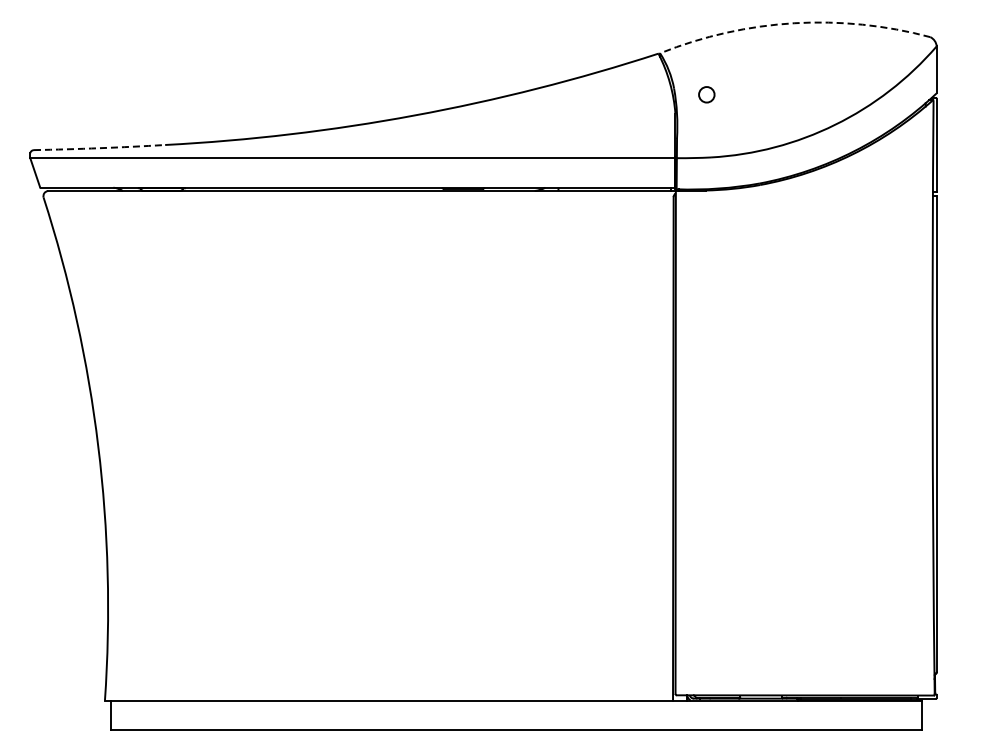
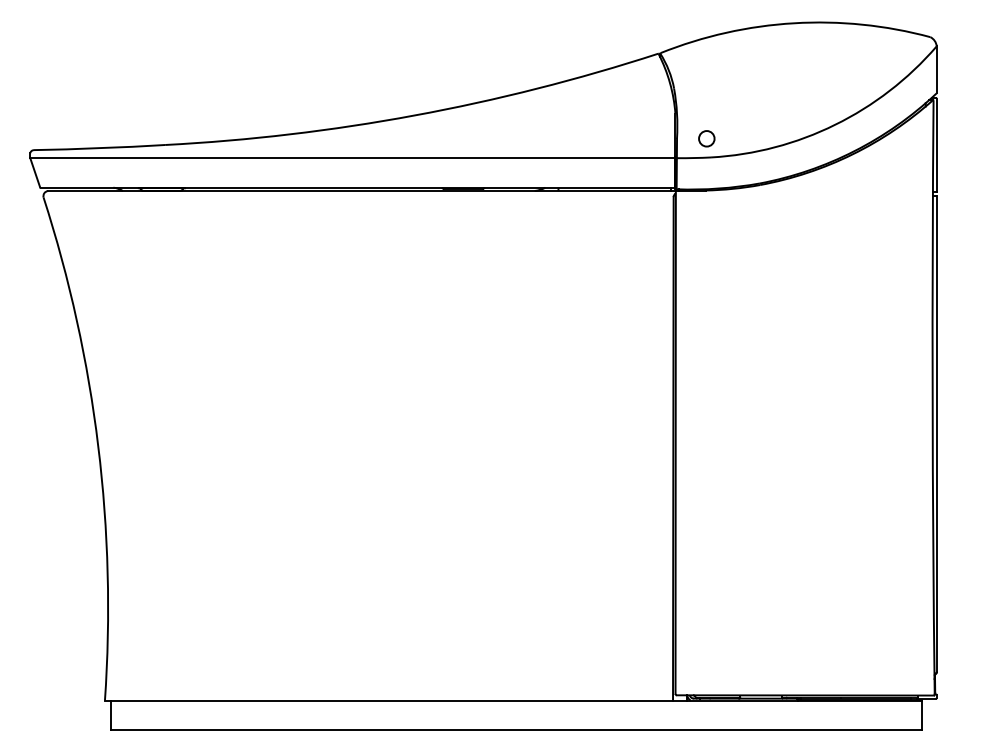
arc: dashed -> solid (794, 23)
circle position: (706, 94) -> (706, 138) (706, 138)
arc: dashed -> solid (99, 148)
